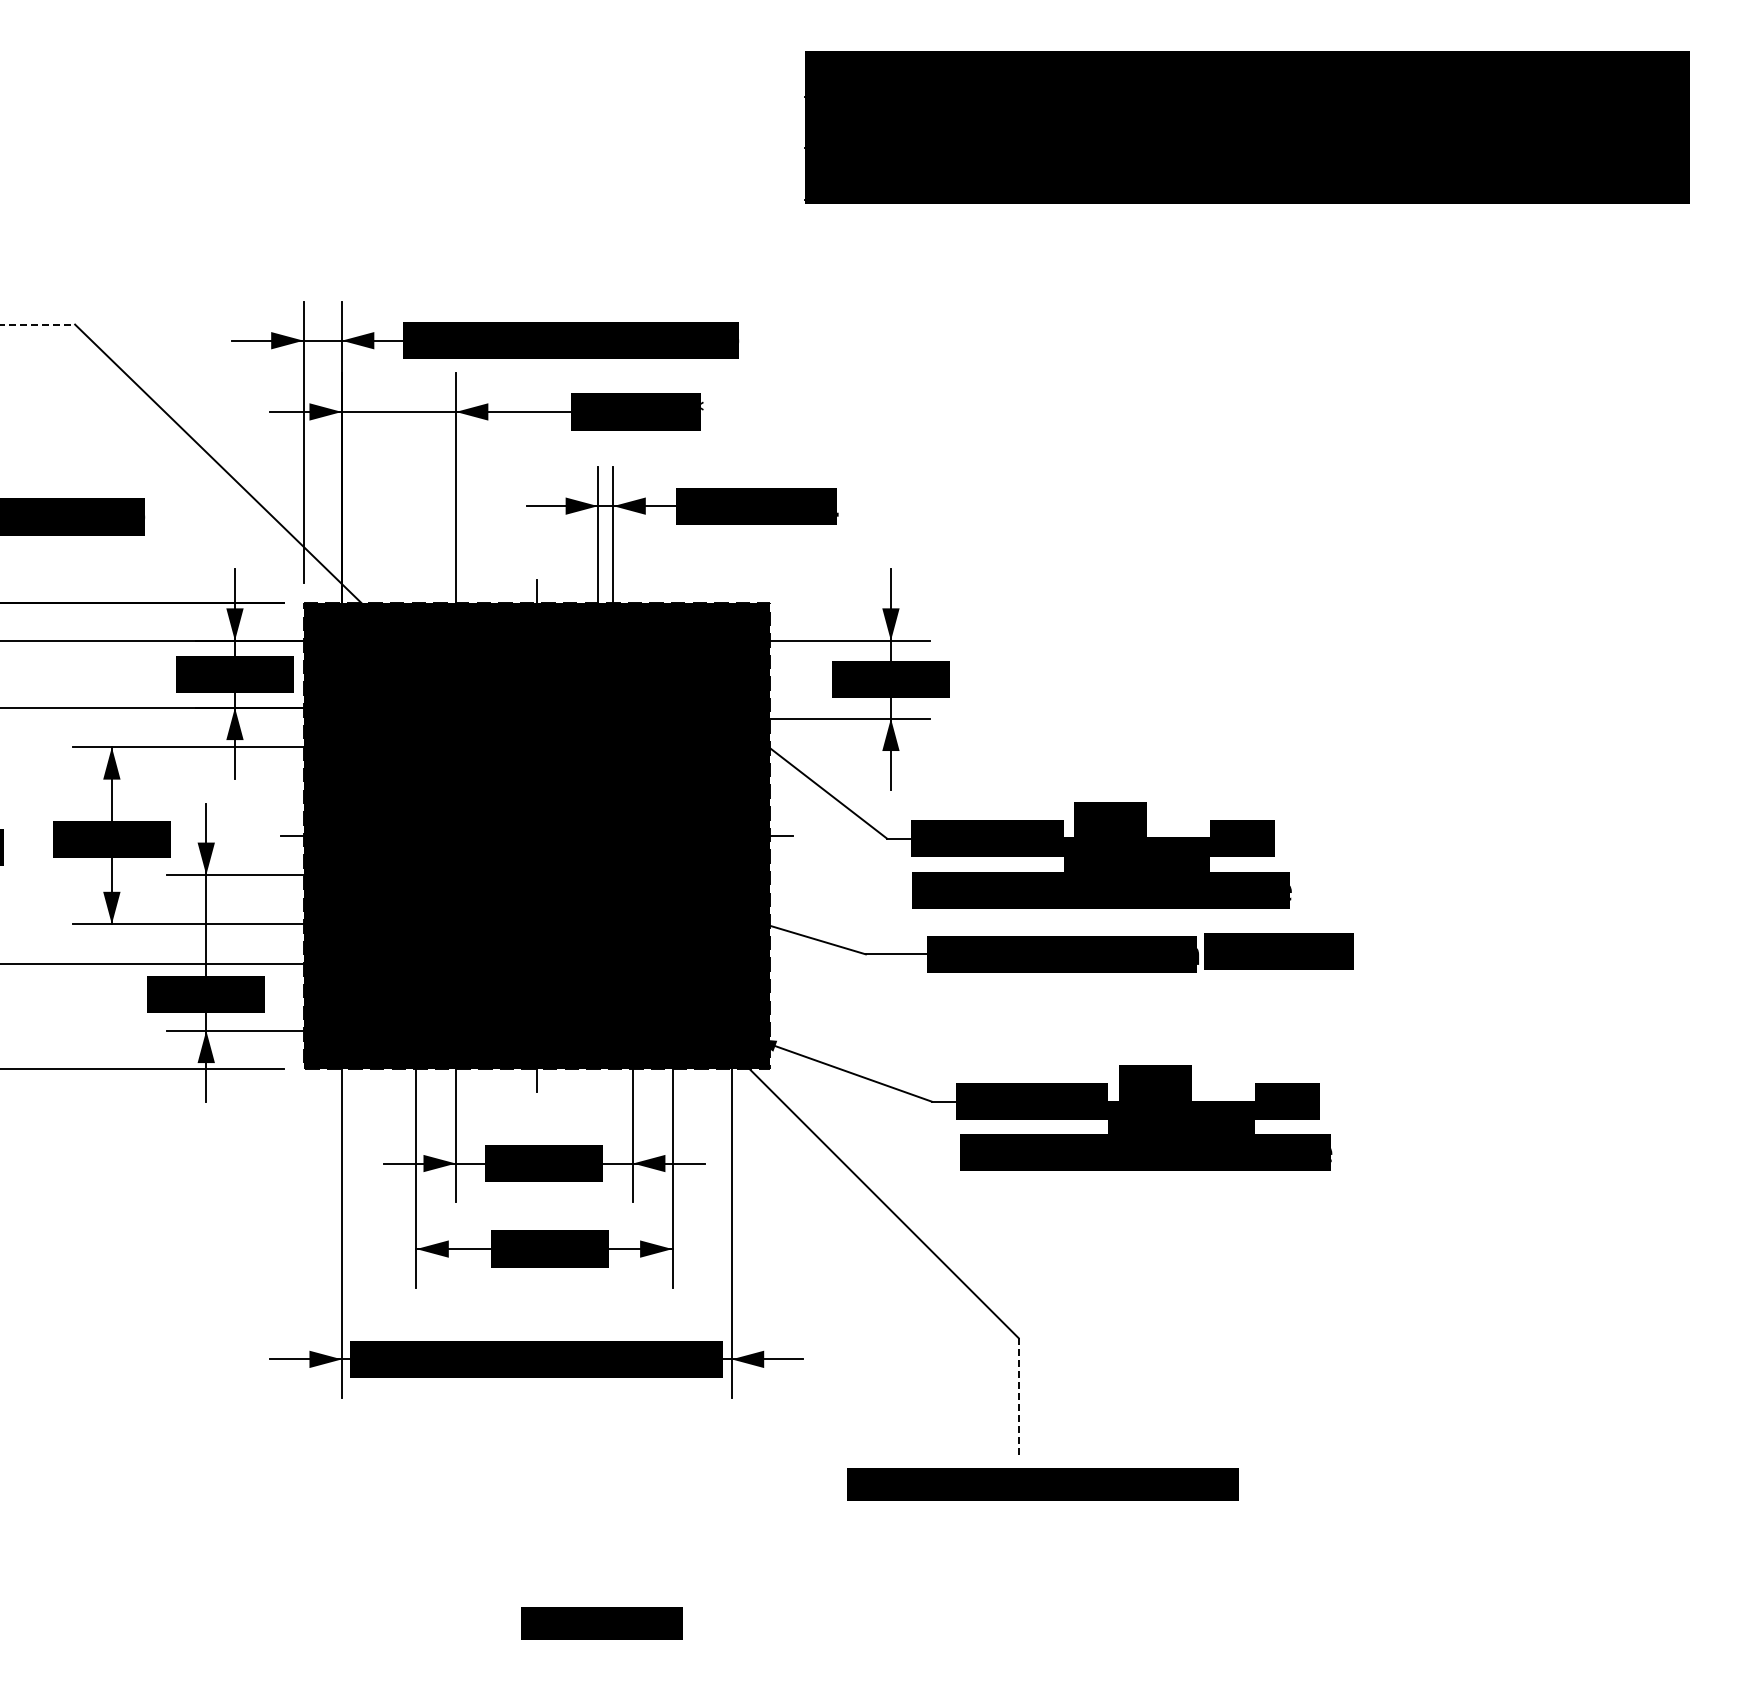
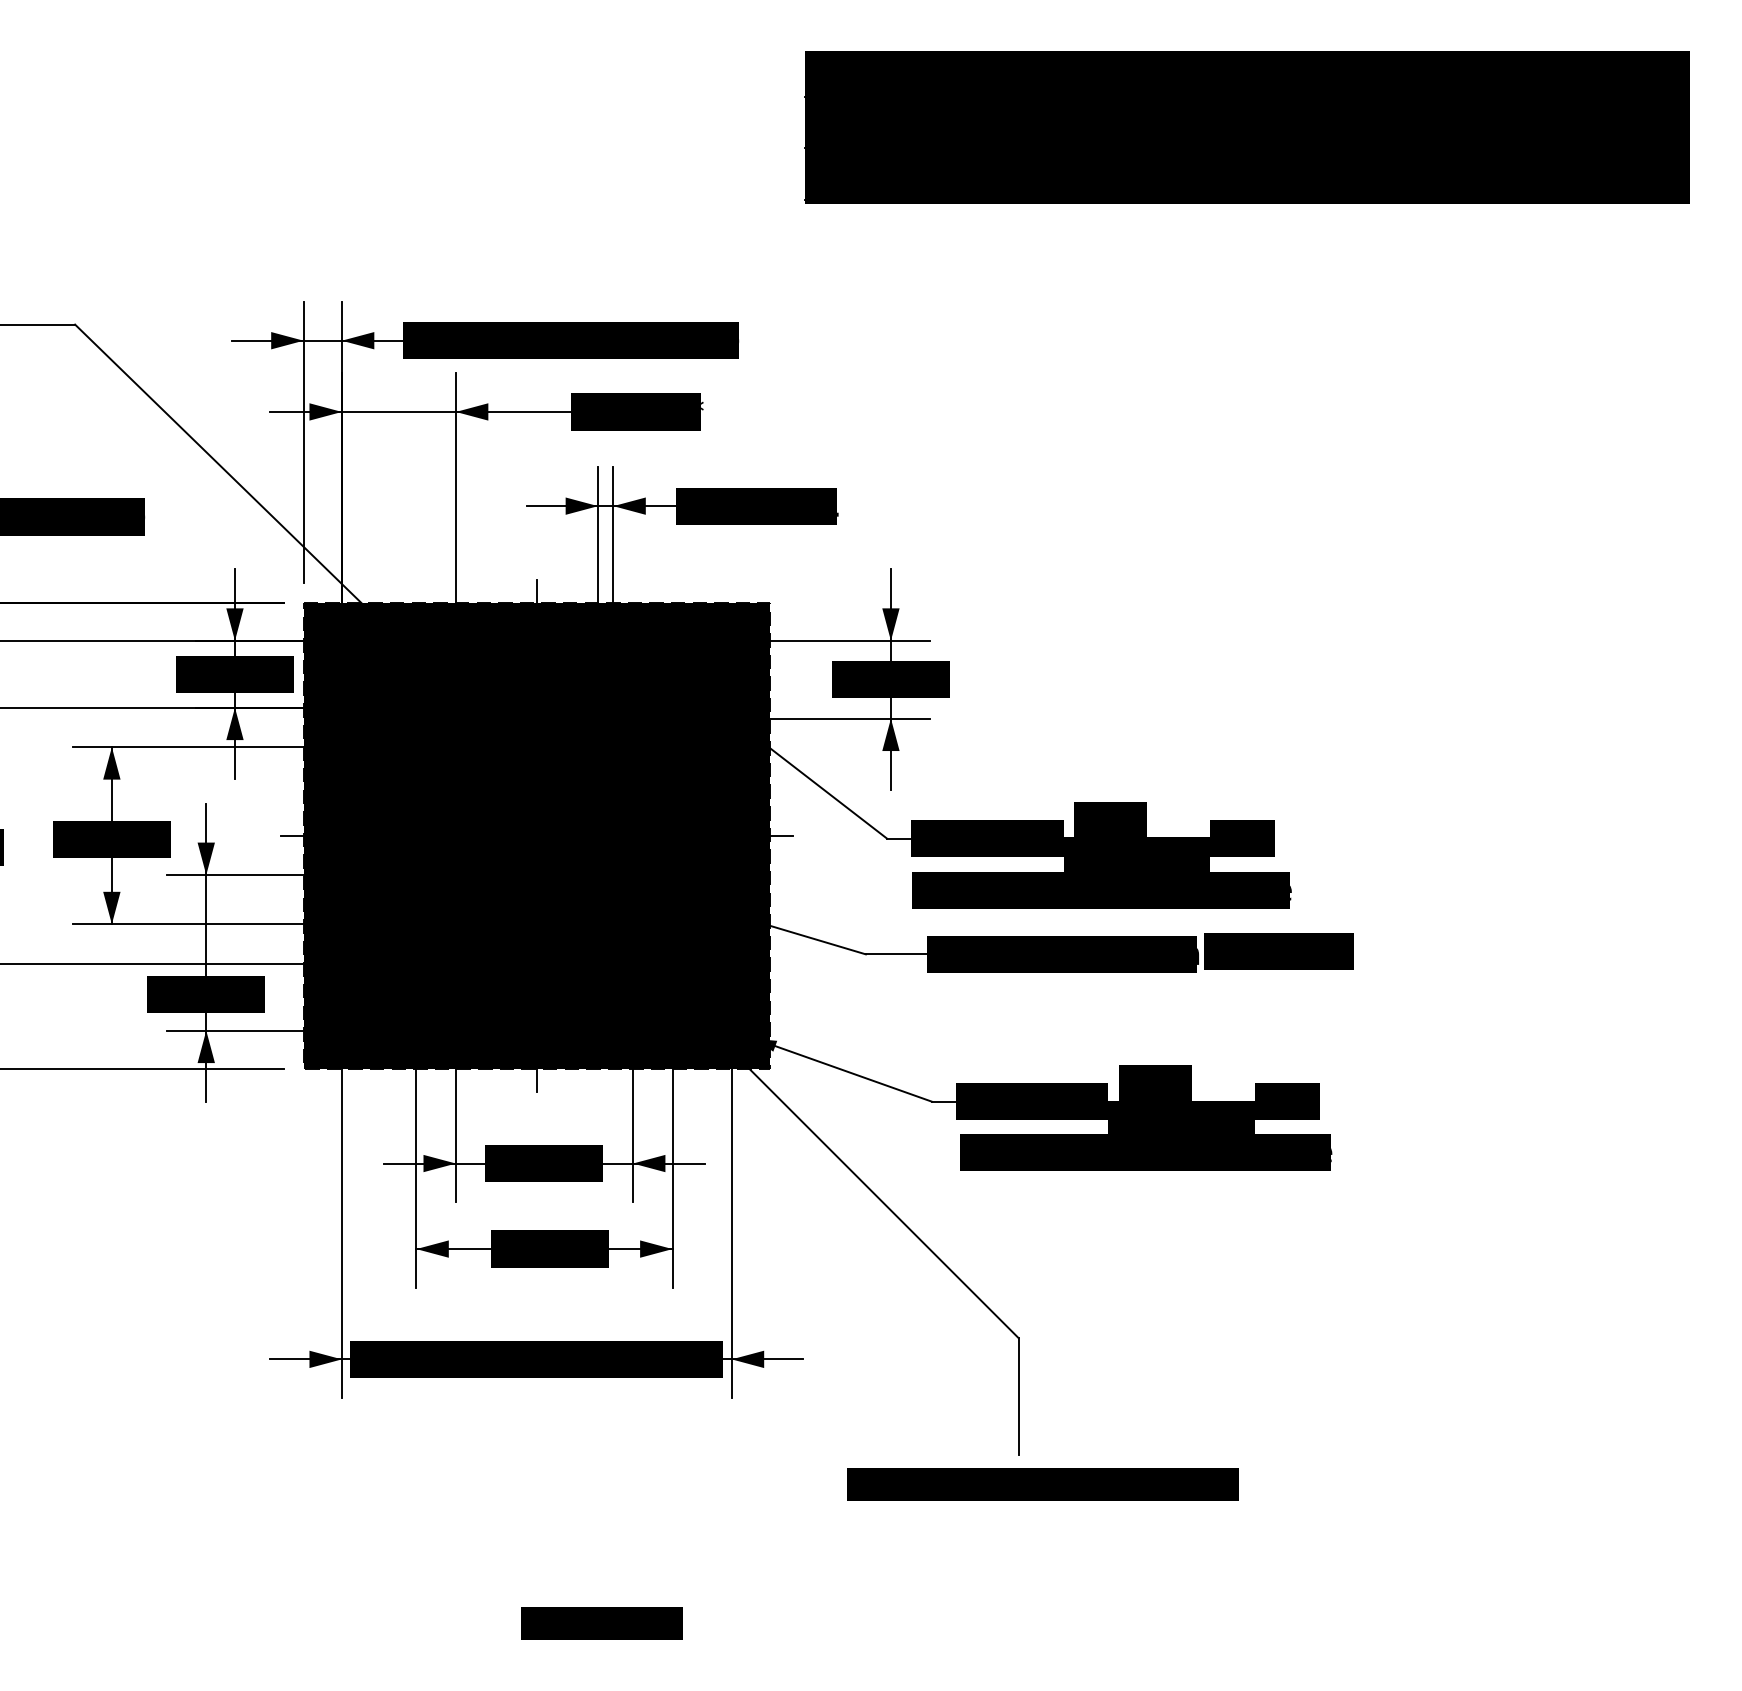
line: dashed -> solid (38, 324)
line: dashed -> solid (1018, 1395)
